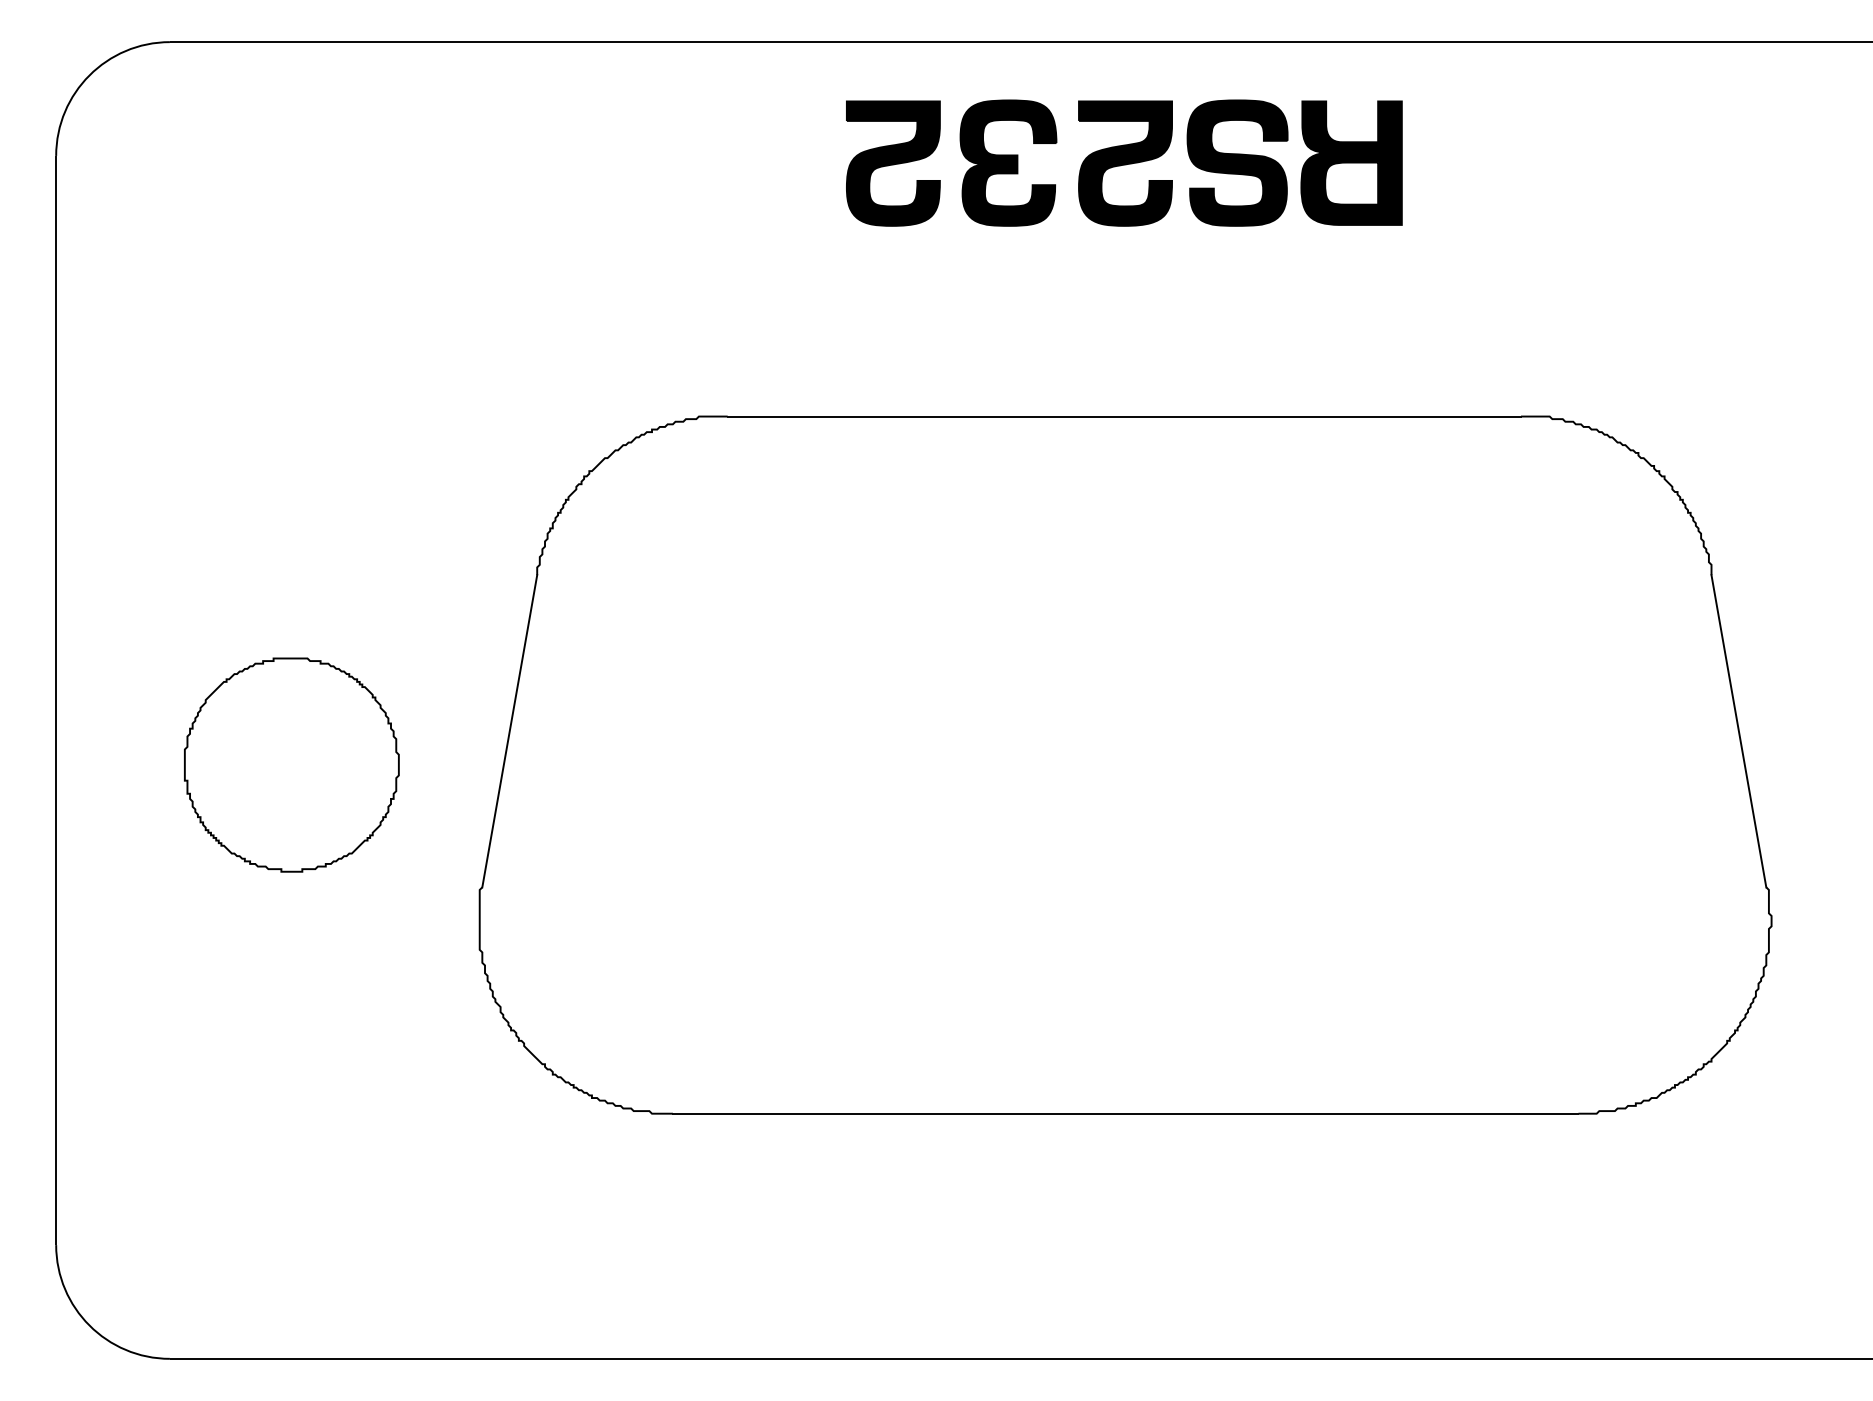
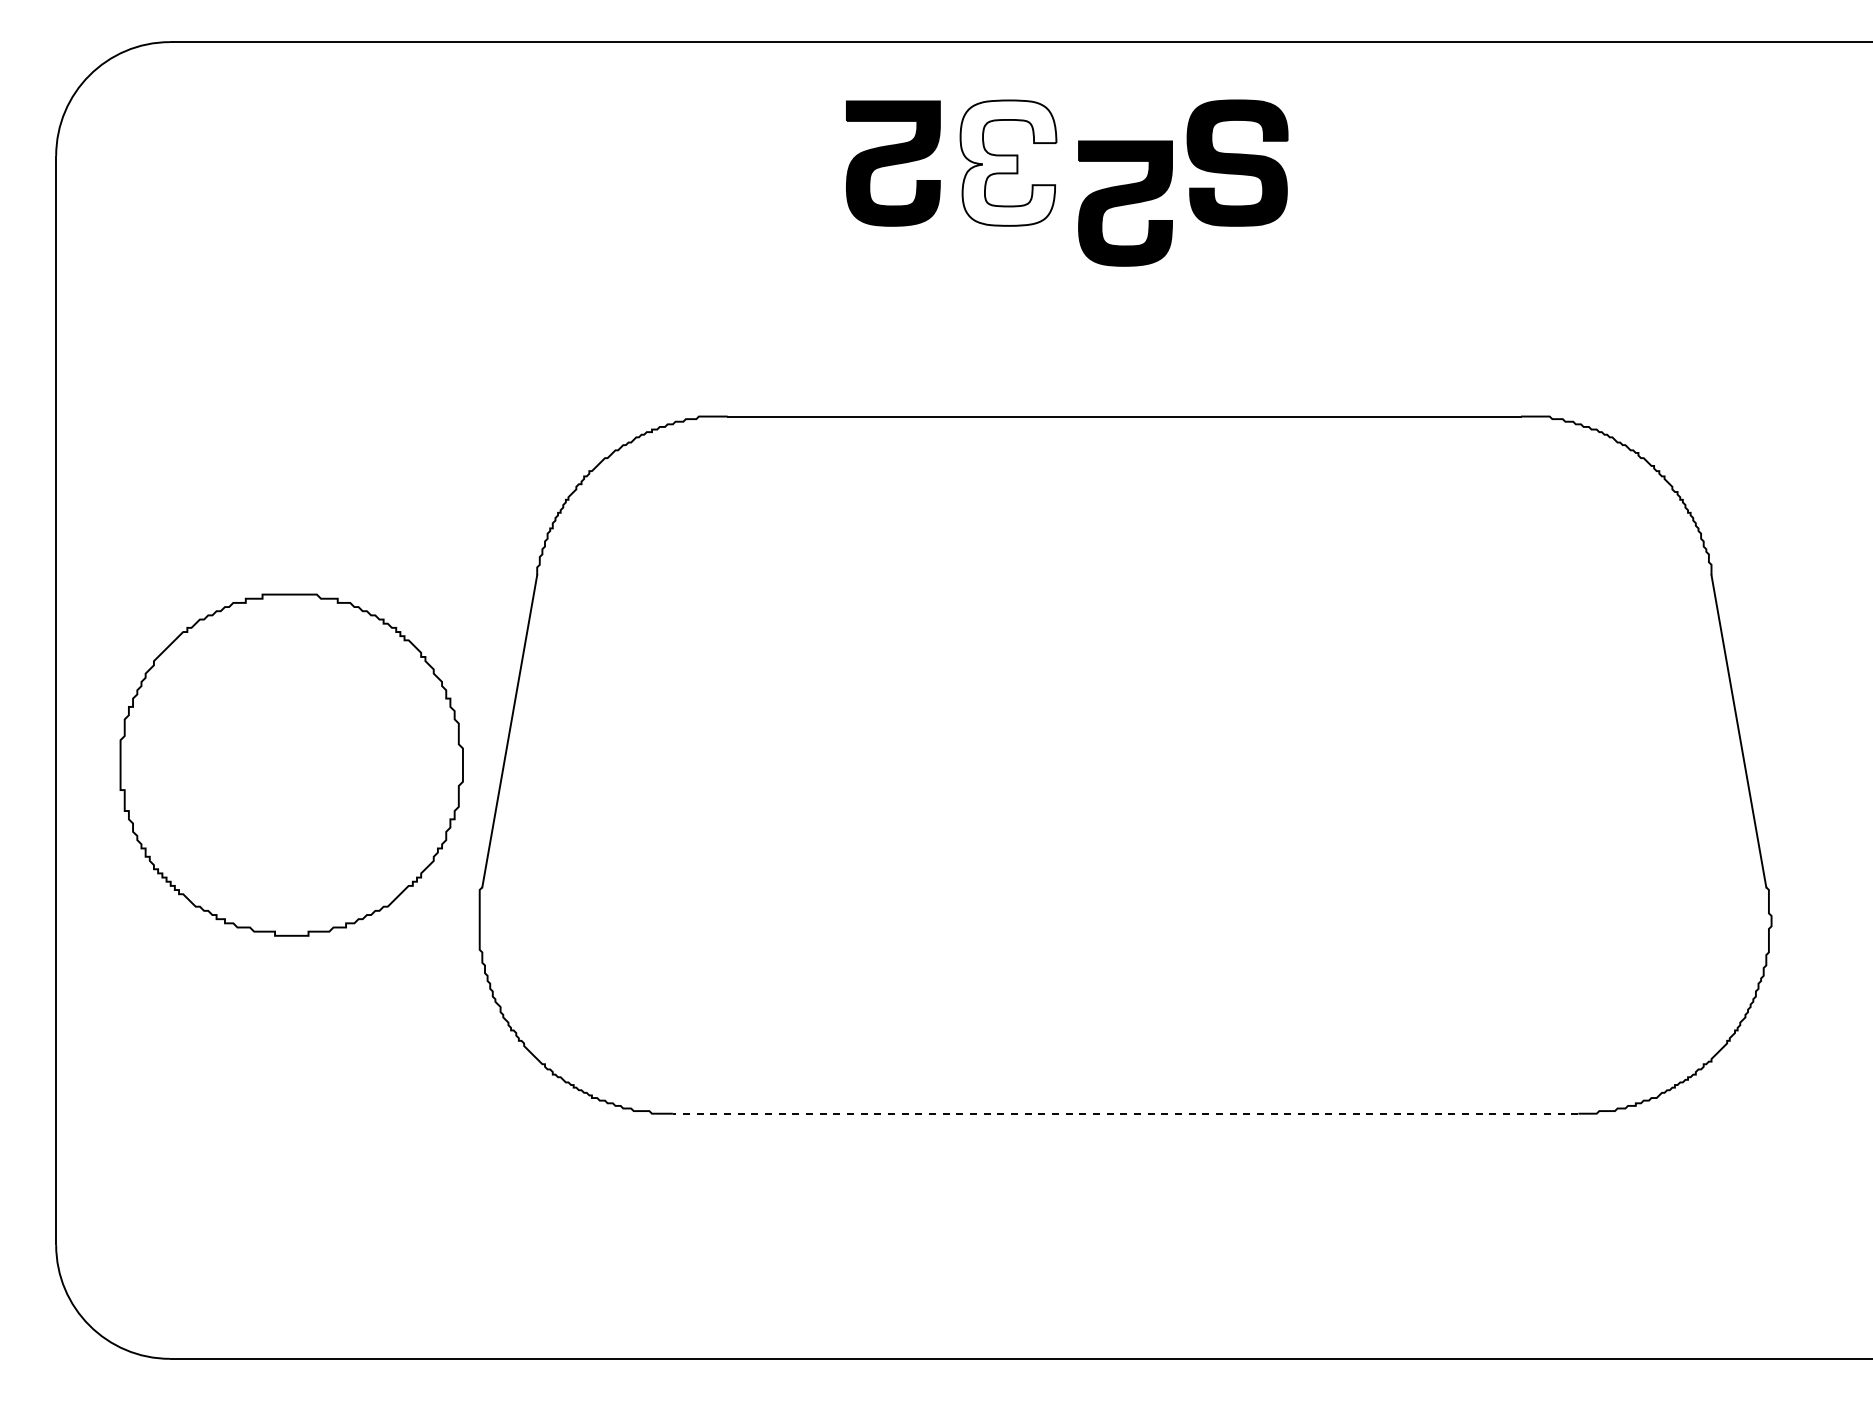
fill: present -> none (1008, 162)
part: present -> none (1351, 162)
part position: (1125, 163) -> (1125, 203) (1125, 203)
part size: 216x216 px -> 345x344 px (291, 764)
line: solid -> dashed (1125, 1113)
